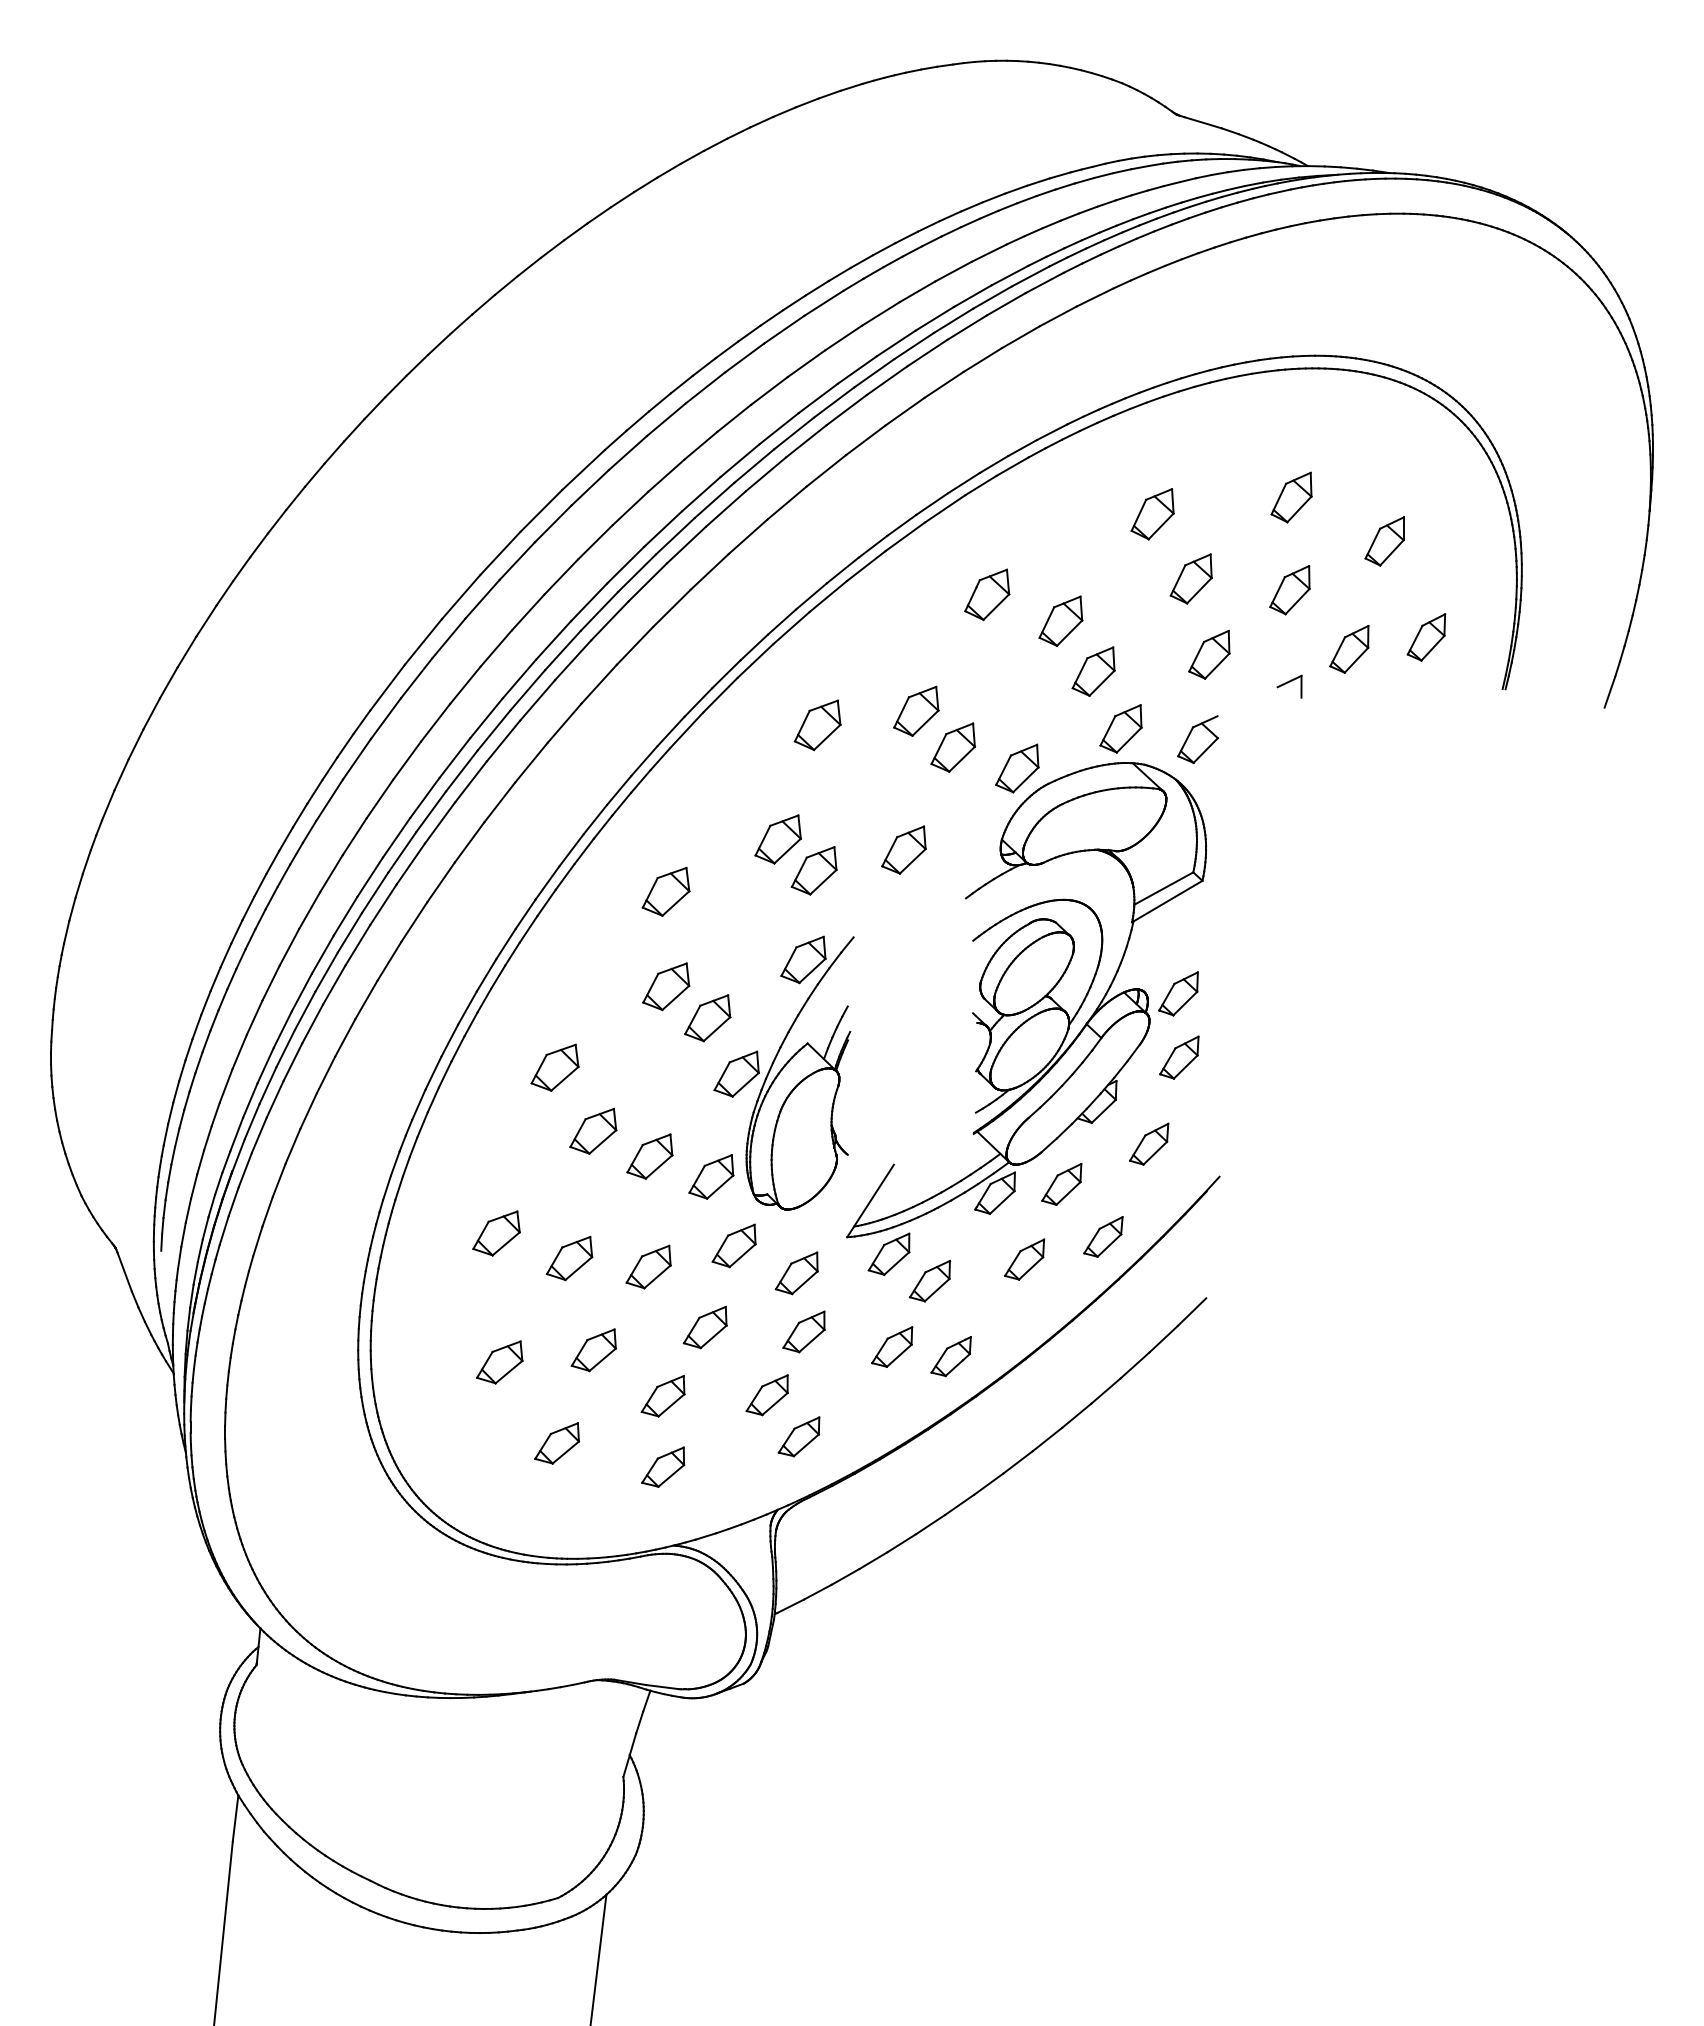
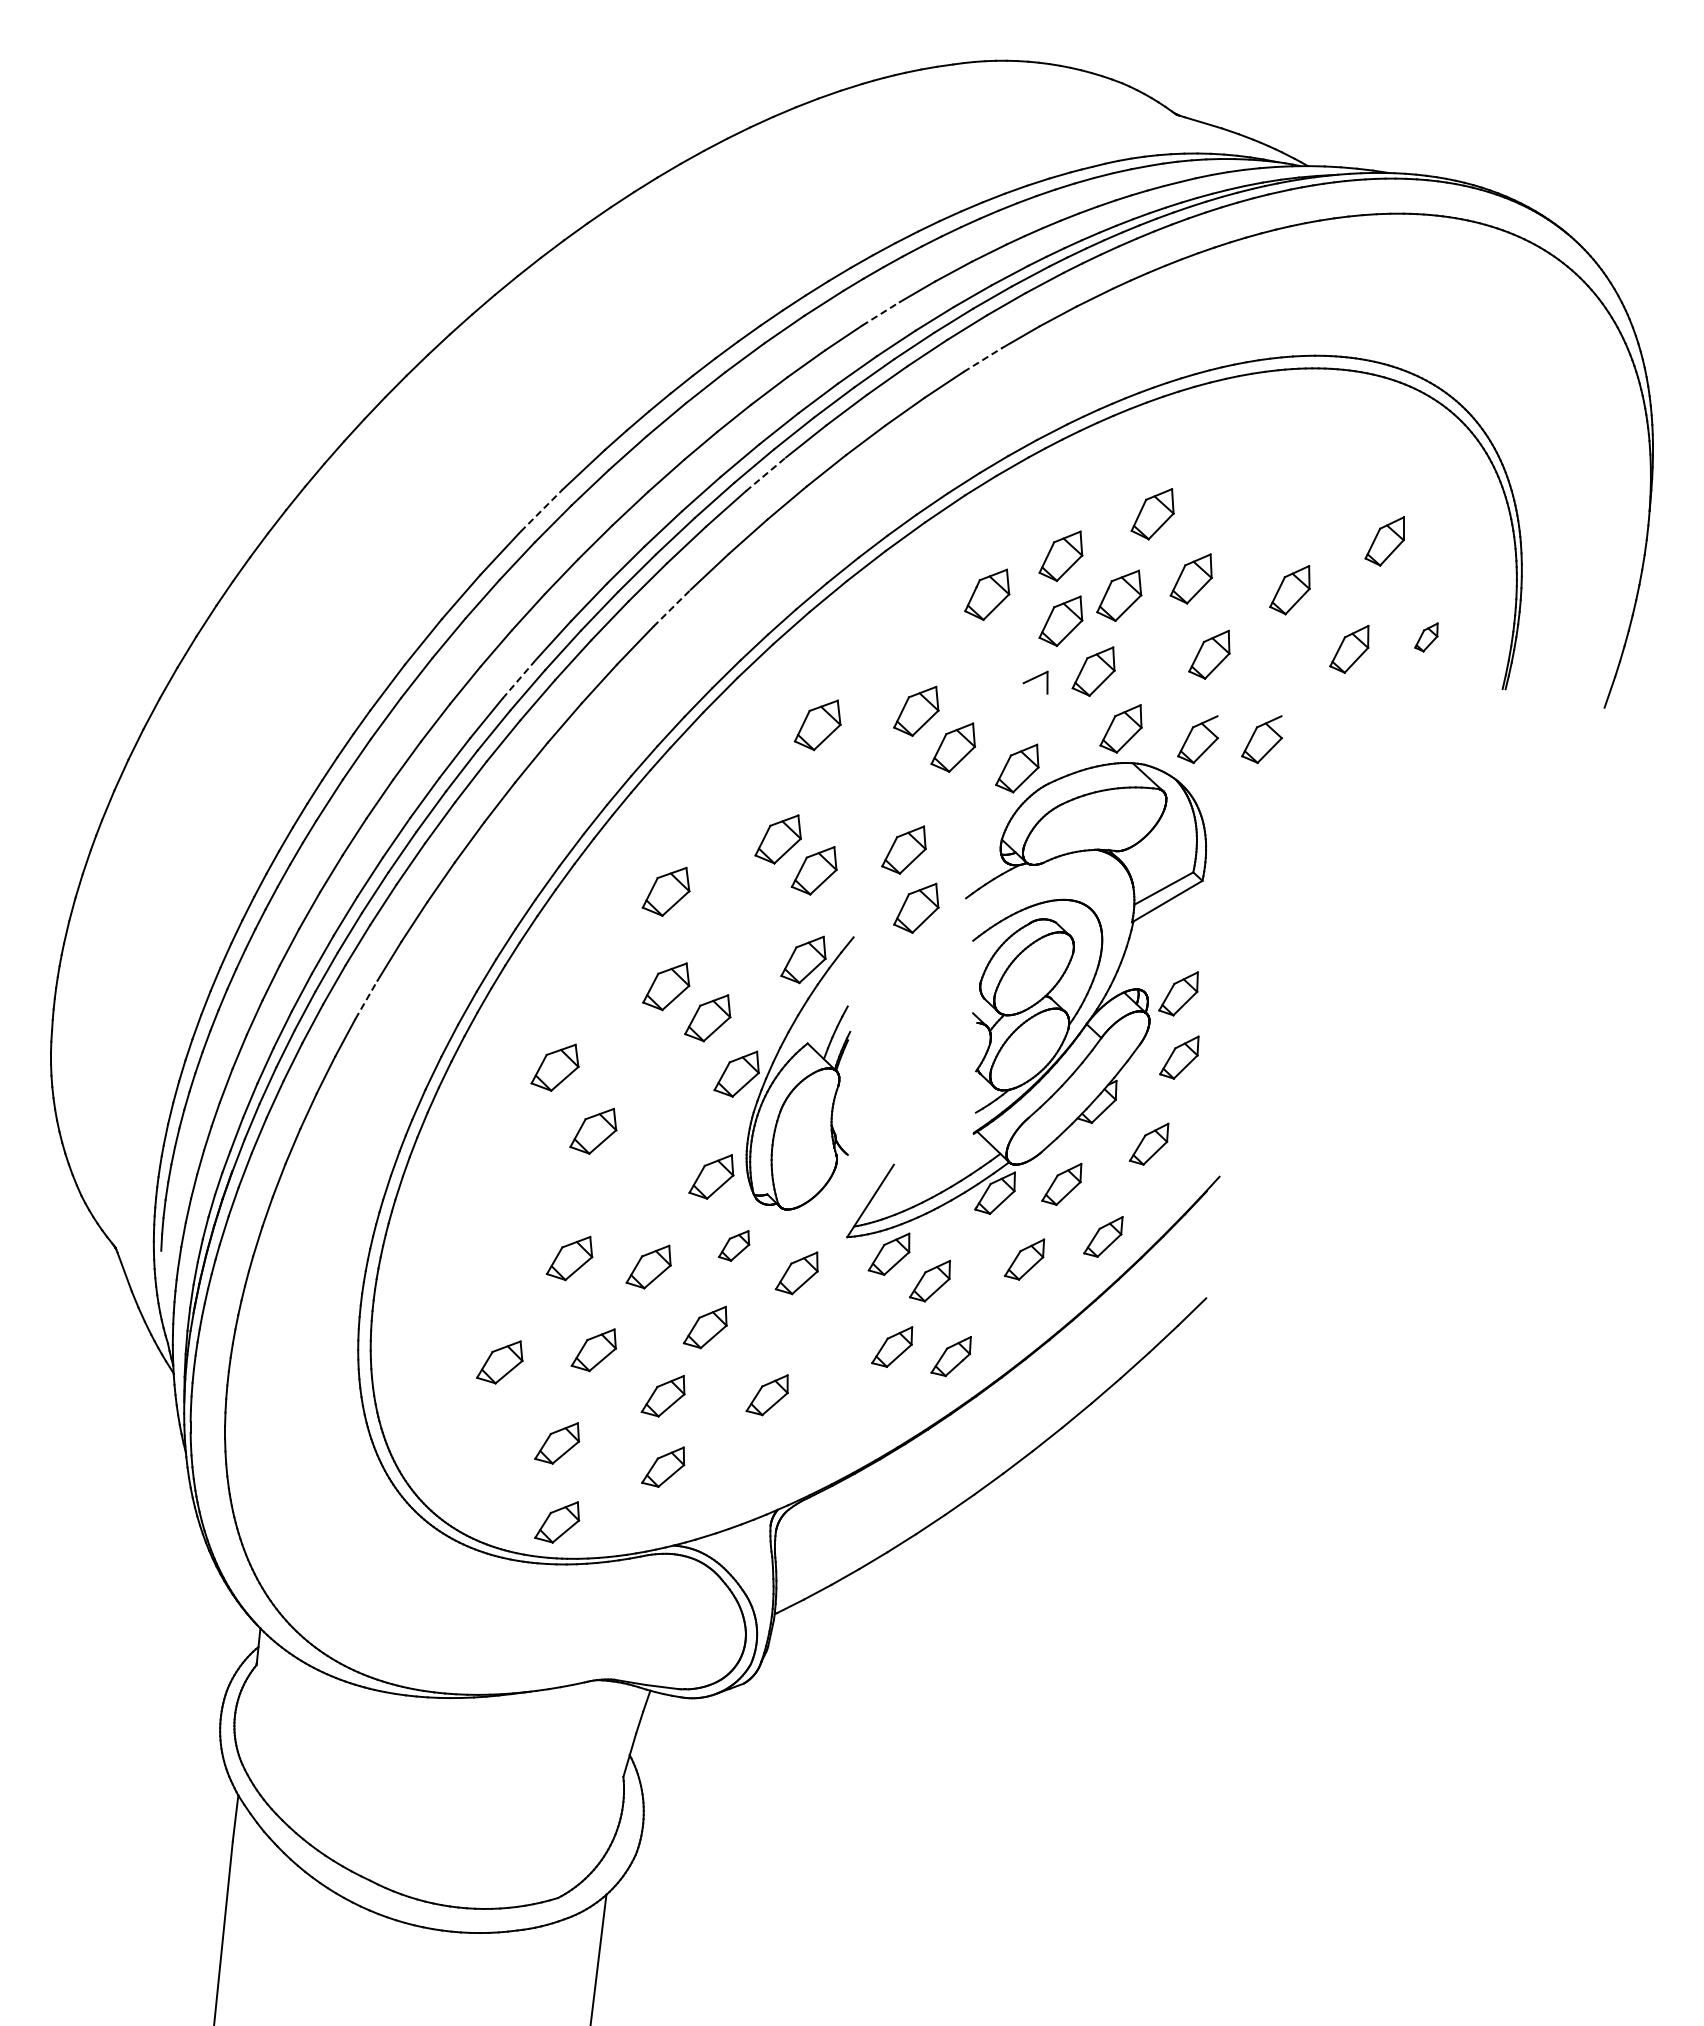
line: solid -> dashed (881, 313)
line: solid -> dashed (982, 360)
line: solid -> dashed (766, 474)
part: present -> none (1291, 497)
line: solid -> dashed (541, 510)
part: none -> present (1060, 555)
part: none -> present (1119, 595)
line: solid -> dashed (672, 607)
part size: 41x49 px -> 25x31 px (1426, 637)
line: solid -> dashed (519, 679)
part position: (1289, 686) -> (1035, 682) (1035, 682)
part: none -> present (1261, 739)
part: none -> present (916, 907)
line: solid -> dashed (366, 999)
part: present -> none (649, 1156)
part: present -> none (496, 1233)
part size: 46x46 px -> 33x32 px (734, 1245)
part: present -> none (803, 1331)
part: present -> none (798, 1436)
part: none -> present (557, 1522)
